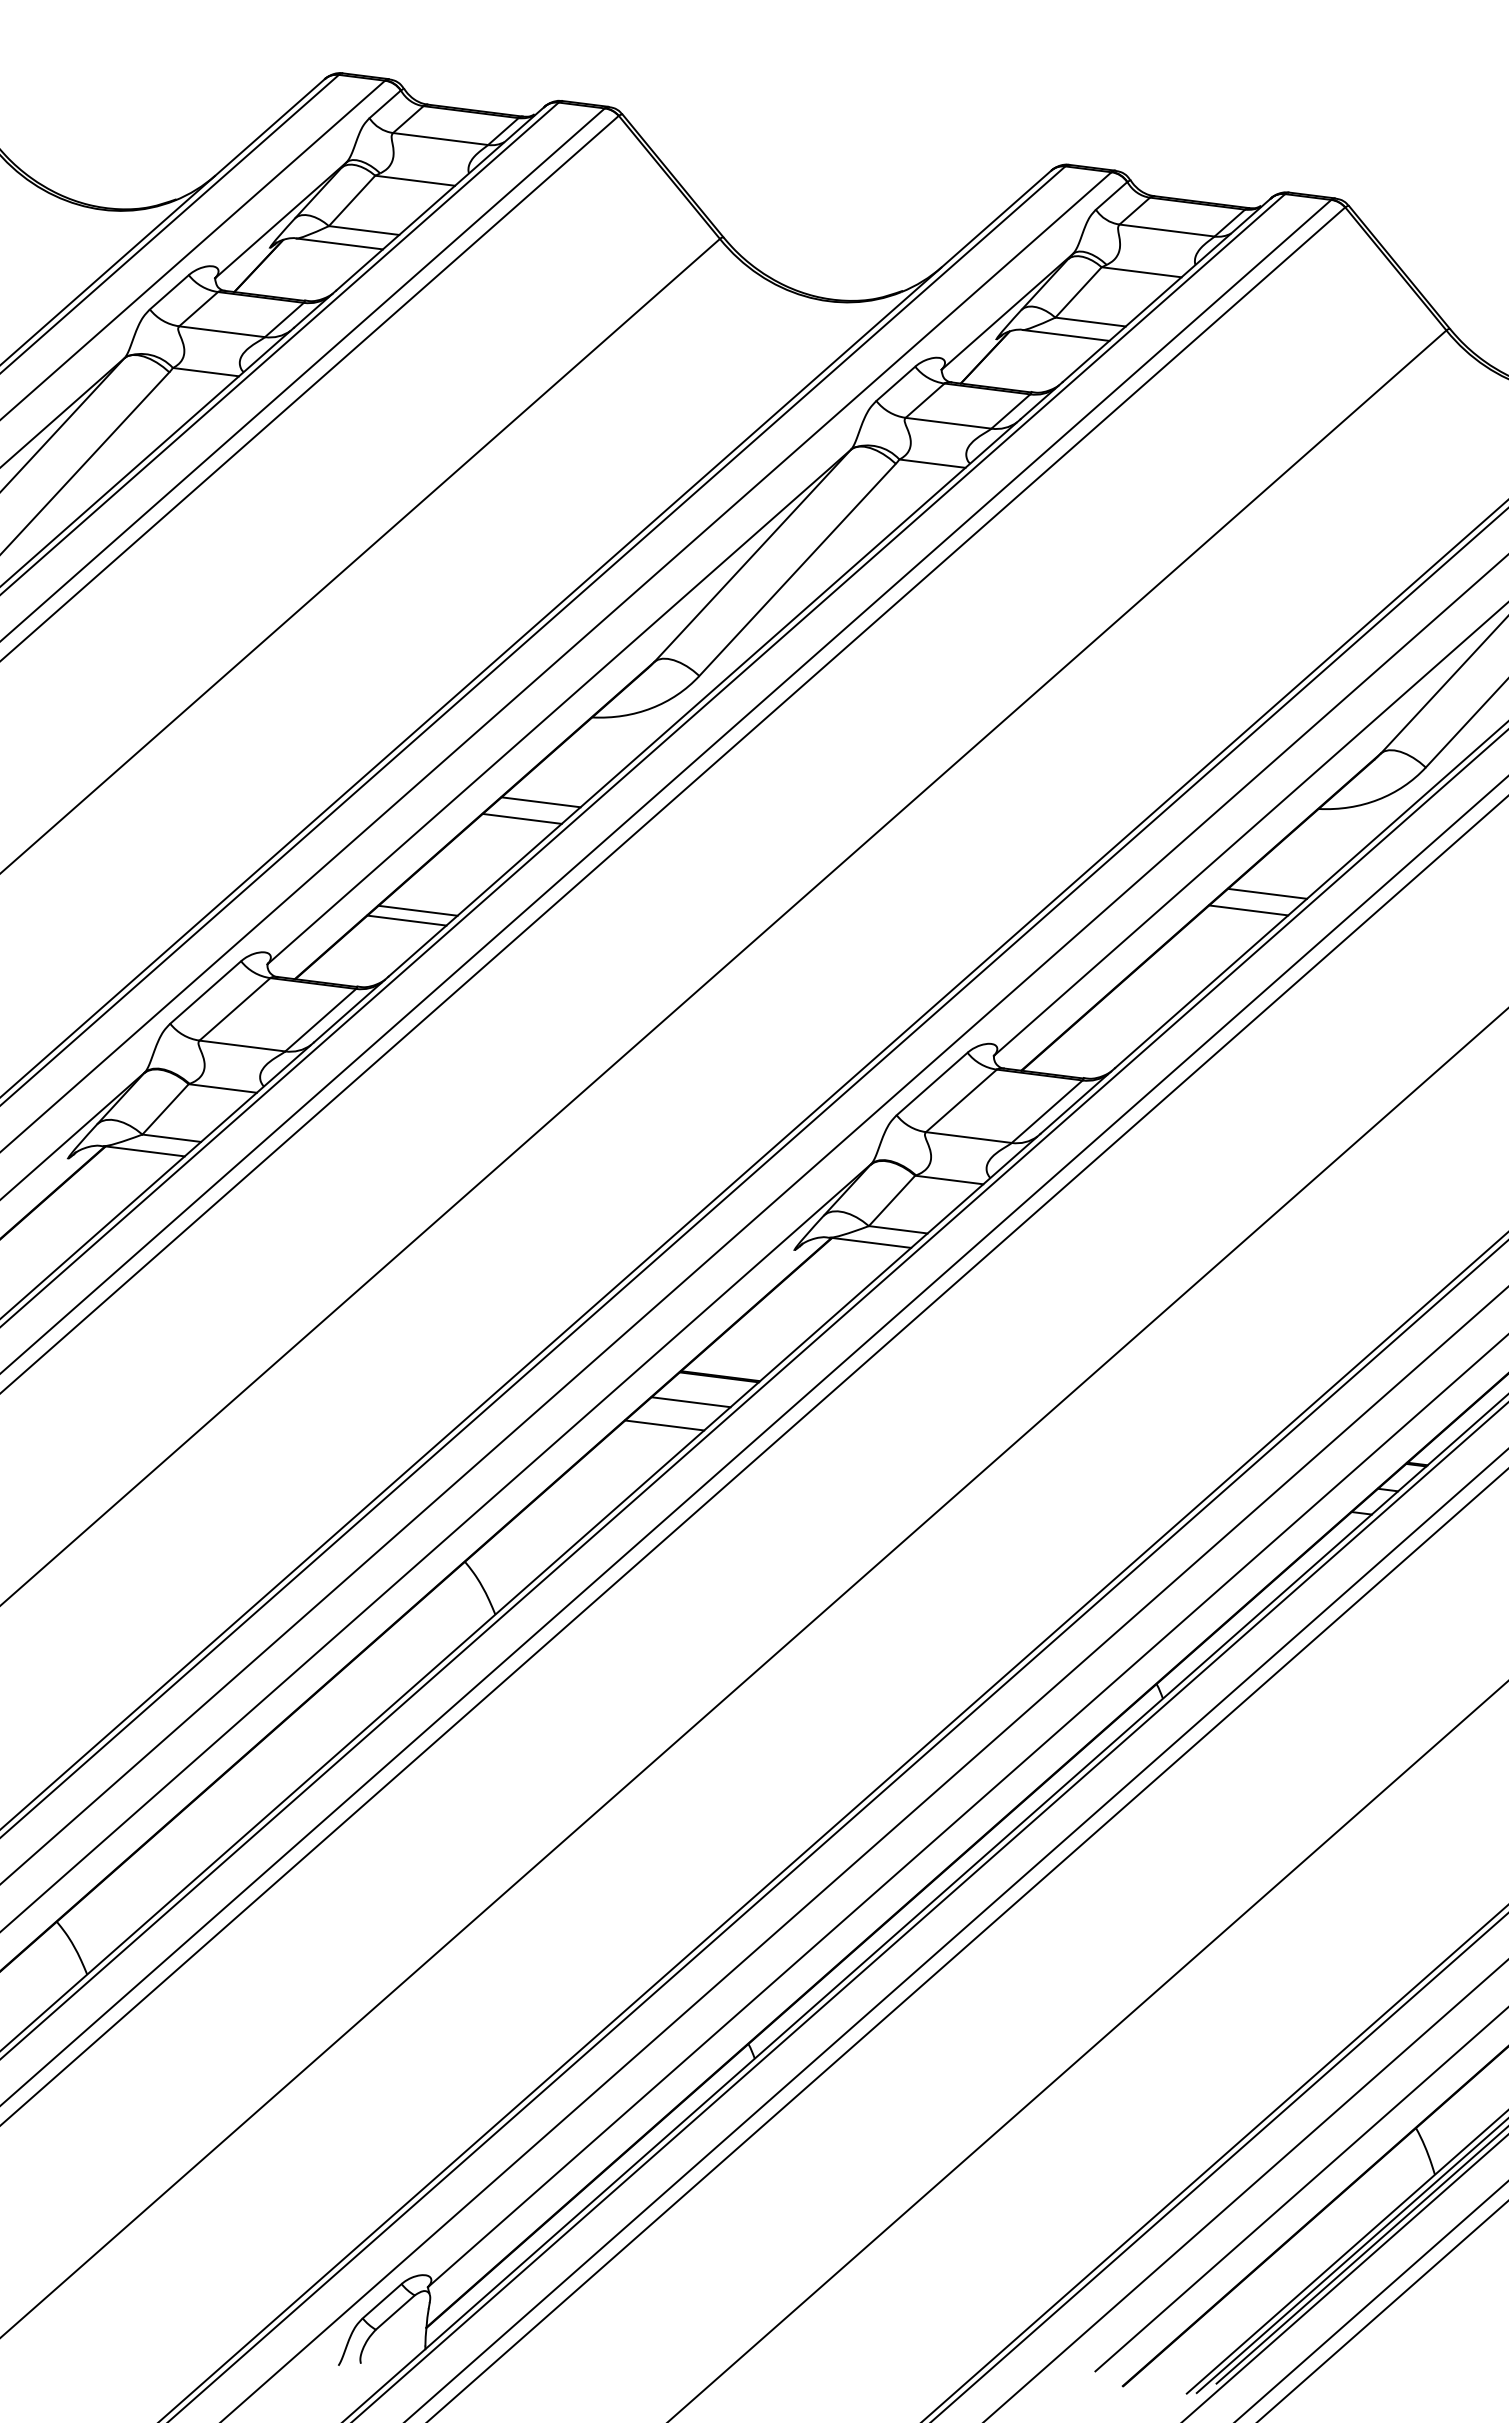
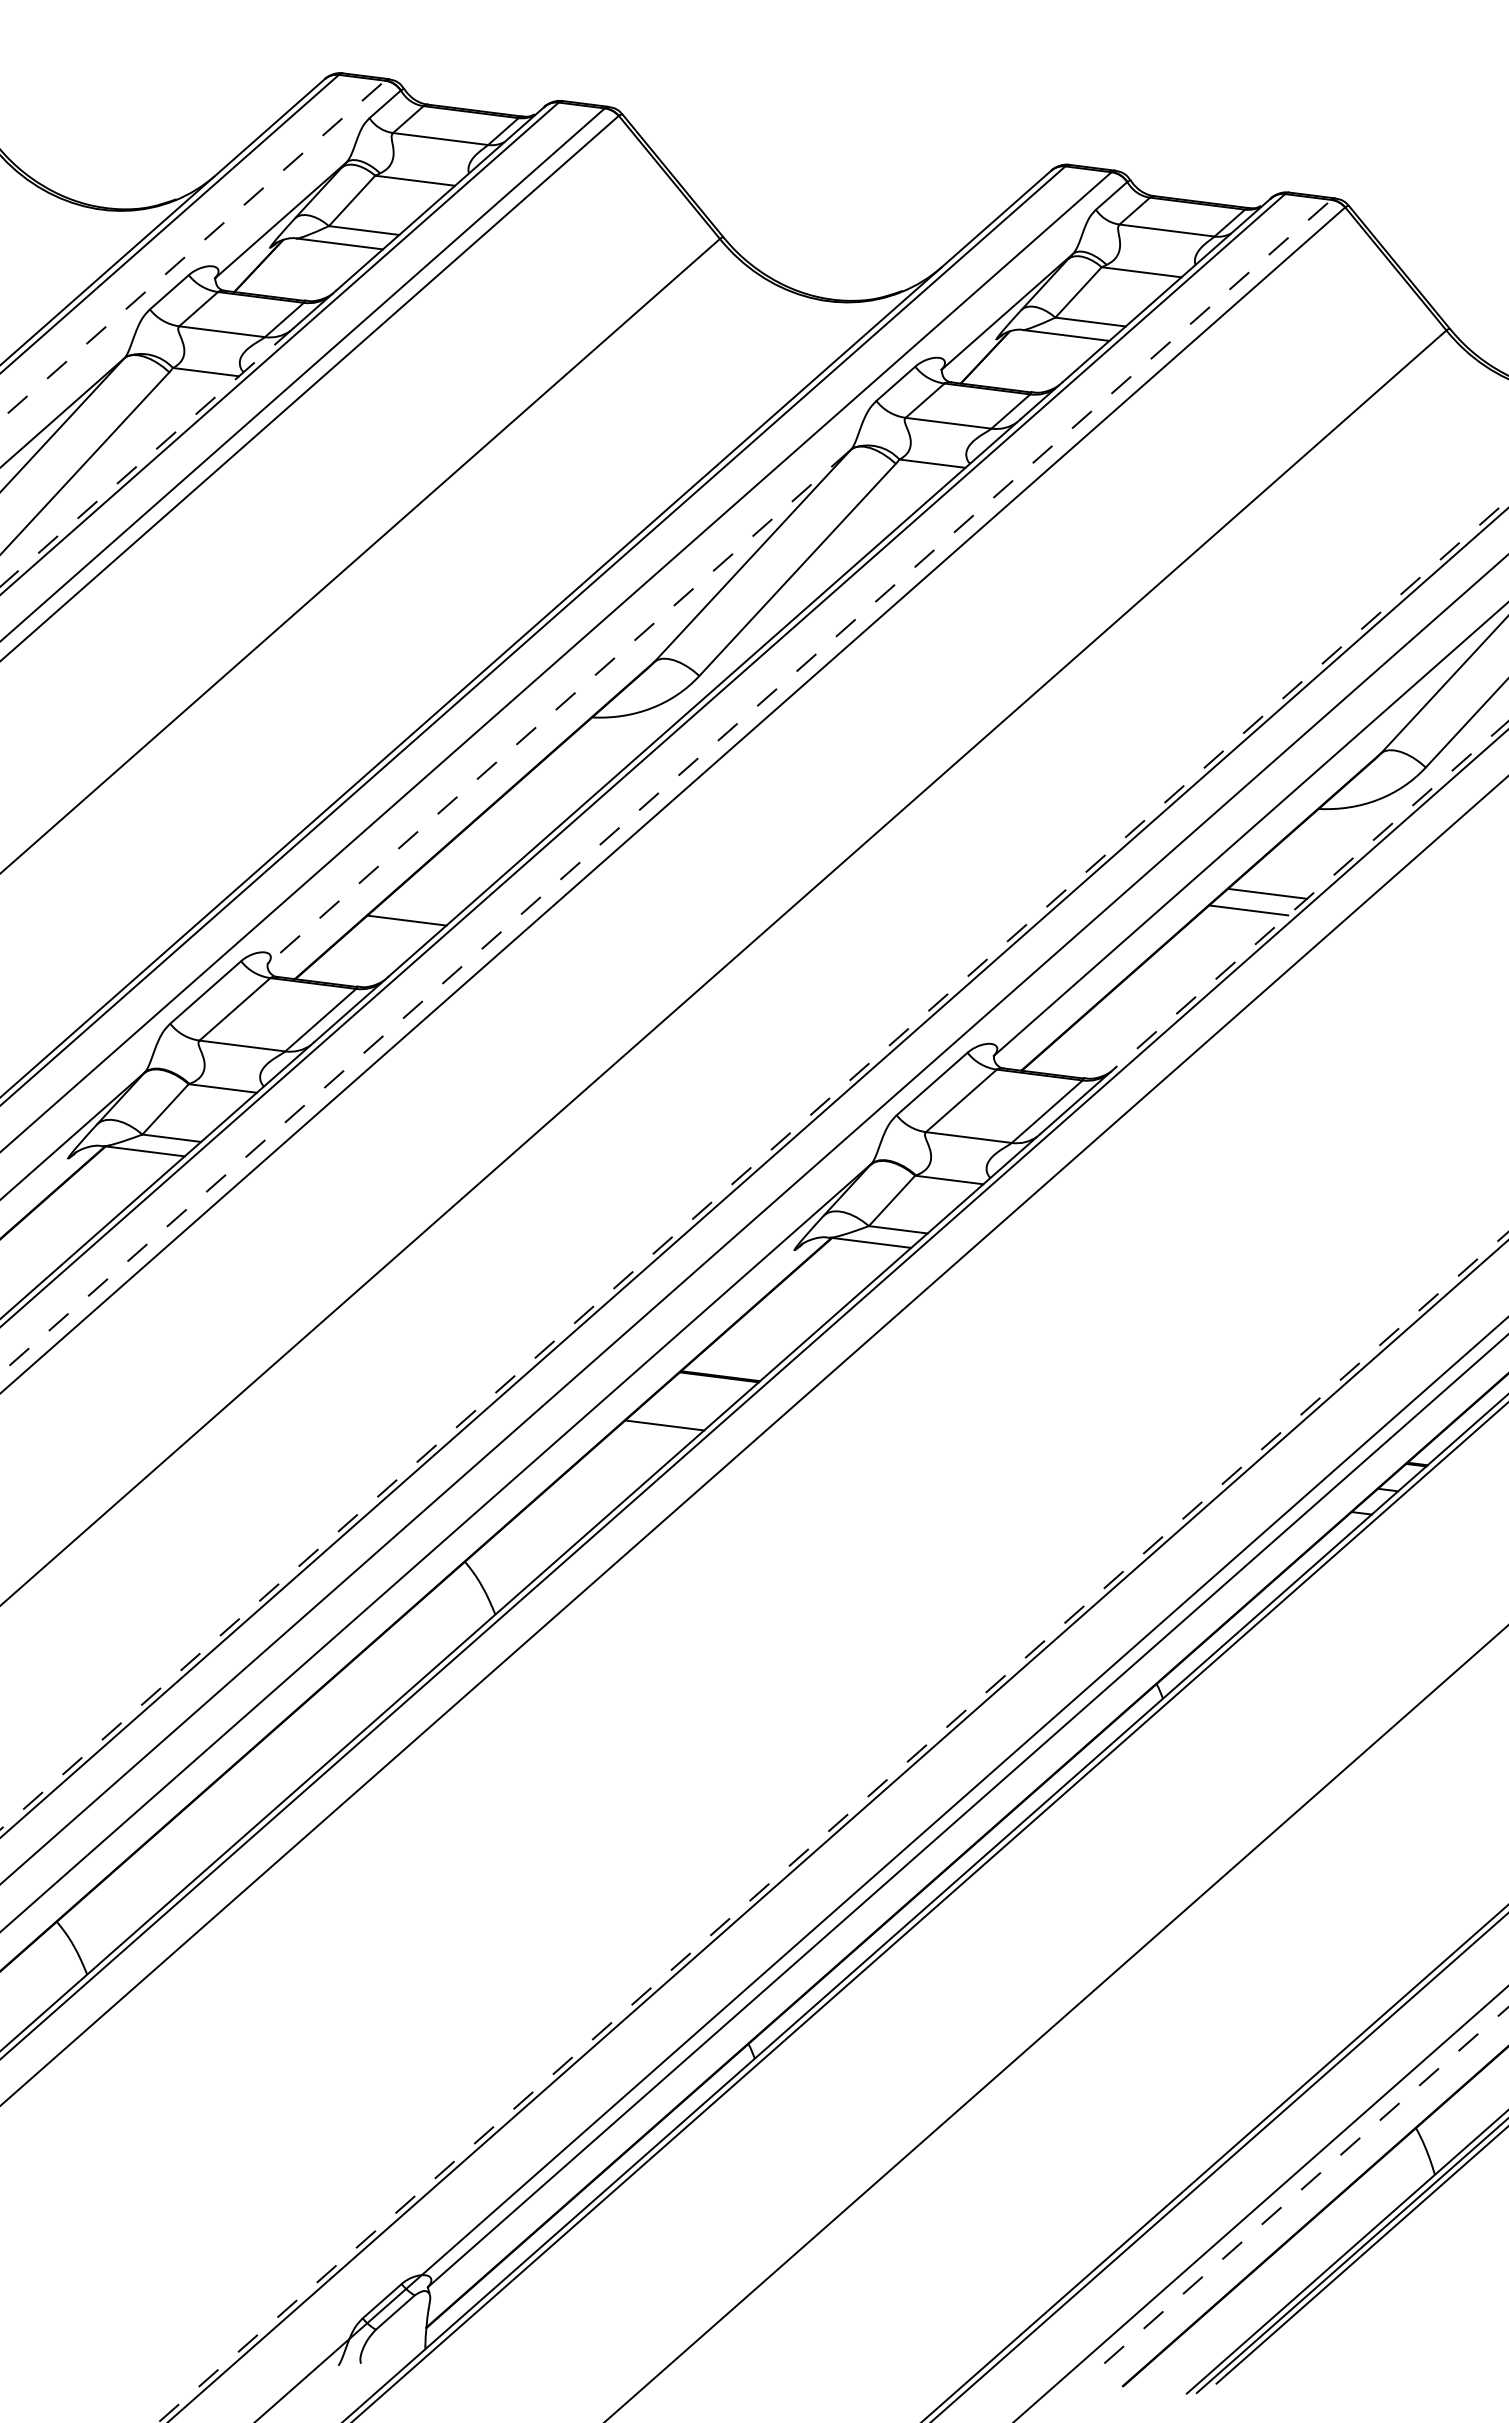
line: solid -> dashed (193, 250)
line: solid -> dashed (147, 457)
line: solid -> dashed (558, 707)
line: solid -> dashed (666, 786)
line: present -> none (540, 802)
line: present -> none (521, 818)
line: solid -> dashed (1311, 894)
line: present -> none (417, 910)
line: solid -> dashed (754, 1164)
line: present -> none (690, 1402)
line: present -> none (753, 1461)
line: present -> none (753, 1673)
line: solid -> dashed (833, 1827)
line position: (864, 1854) -> (881, 1869) (881, 1869)
line: present -> none (956, 1935)
line: present -> none (967, 1945)
line position: (1087, 2051) -> (1056, 2023) (1056, 2023)
line: solid -> dashed (1301, 2189)
line position: (1245, 2190) -> (1260, 2203) (1260, 2203)
line: present -> none (1345, 2277)
line: present -> none (1371, 2301)
line: present -> none (1382, 2311)
